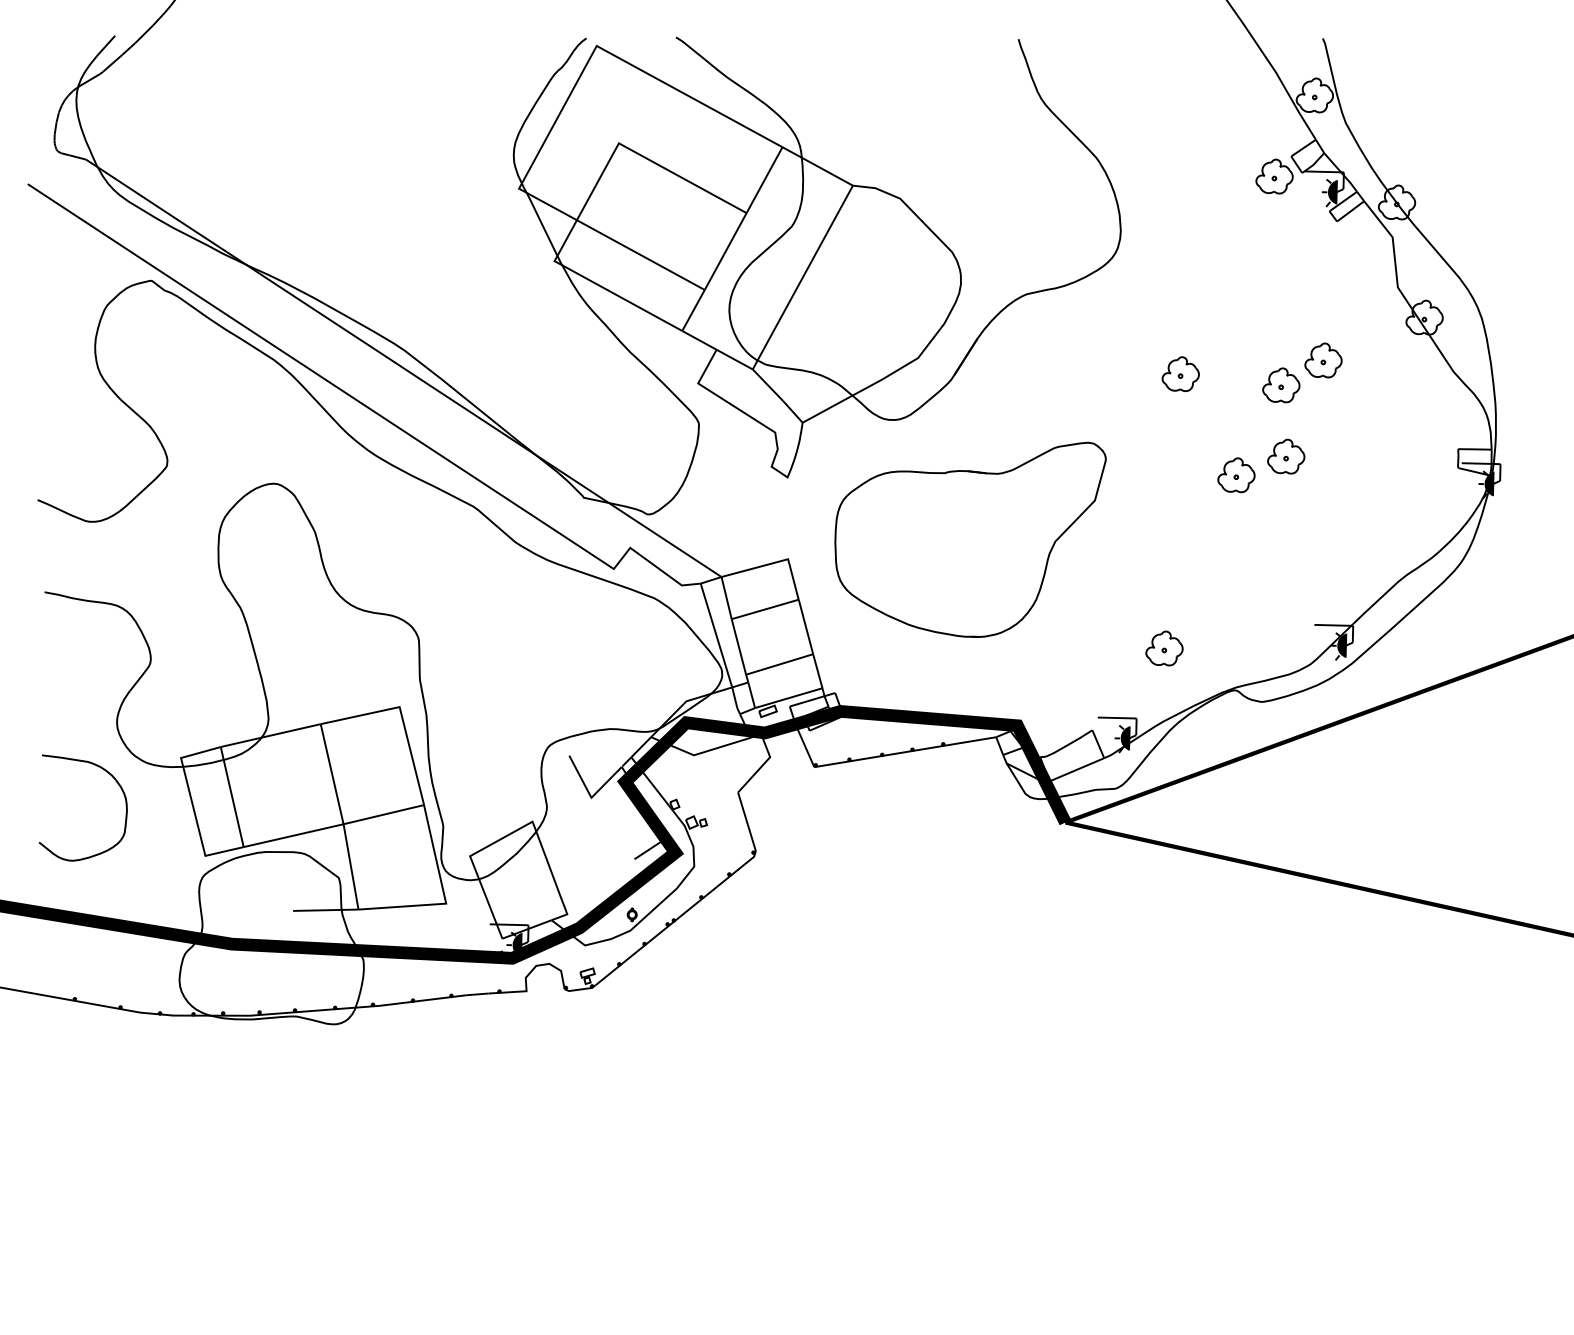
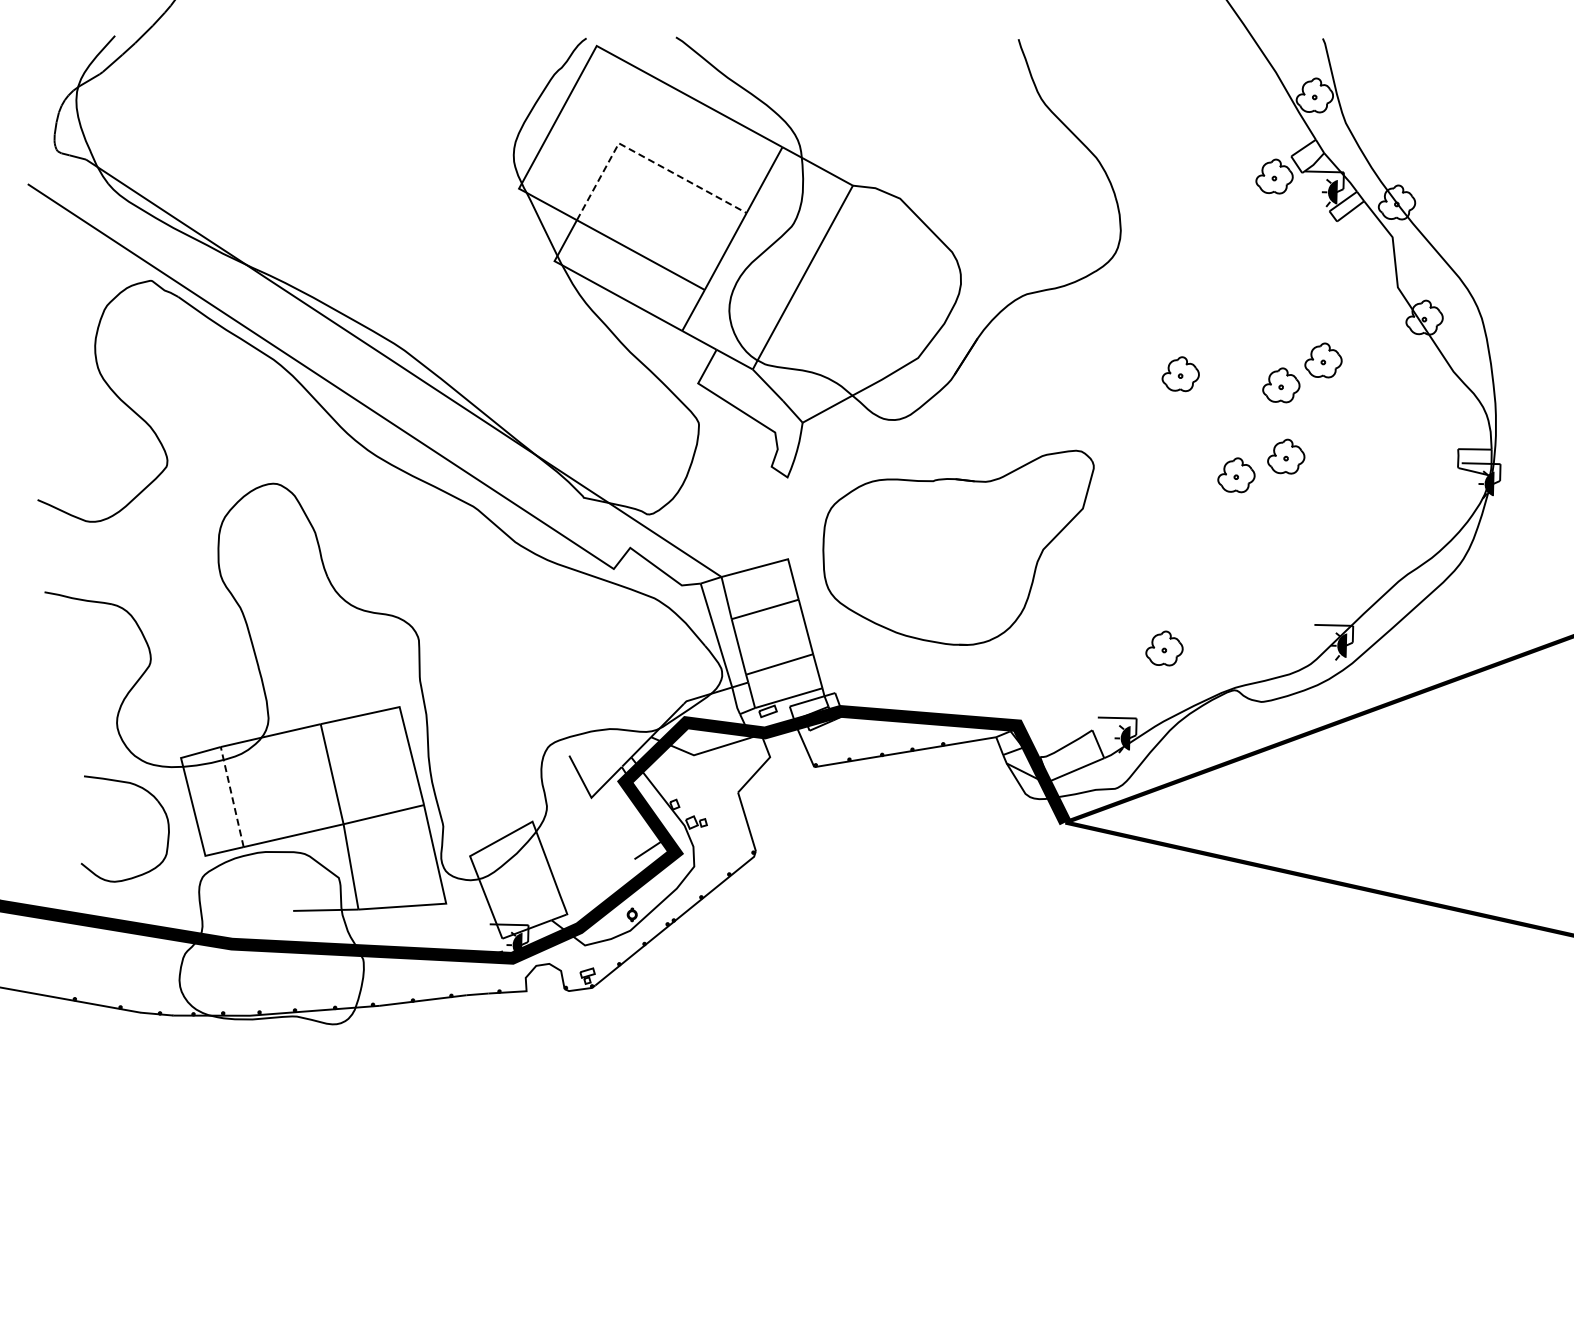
line: solid -> dashed (644, 157)
part position: (970, 539) -> (958, 547) (958, 547)
part position: (115, 781) -> (157, 802) (157, 802)
line: solid -> dashed (231, 795)
